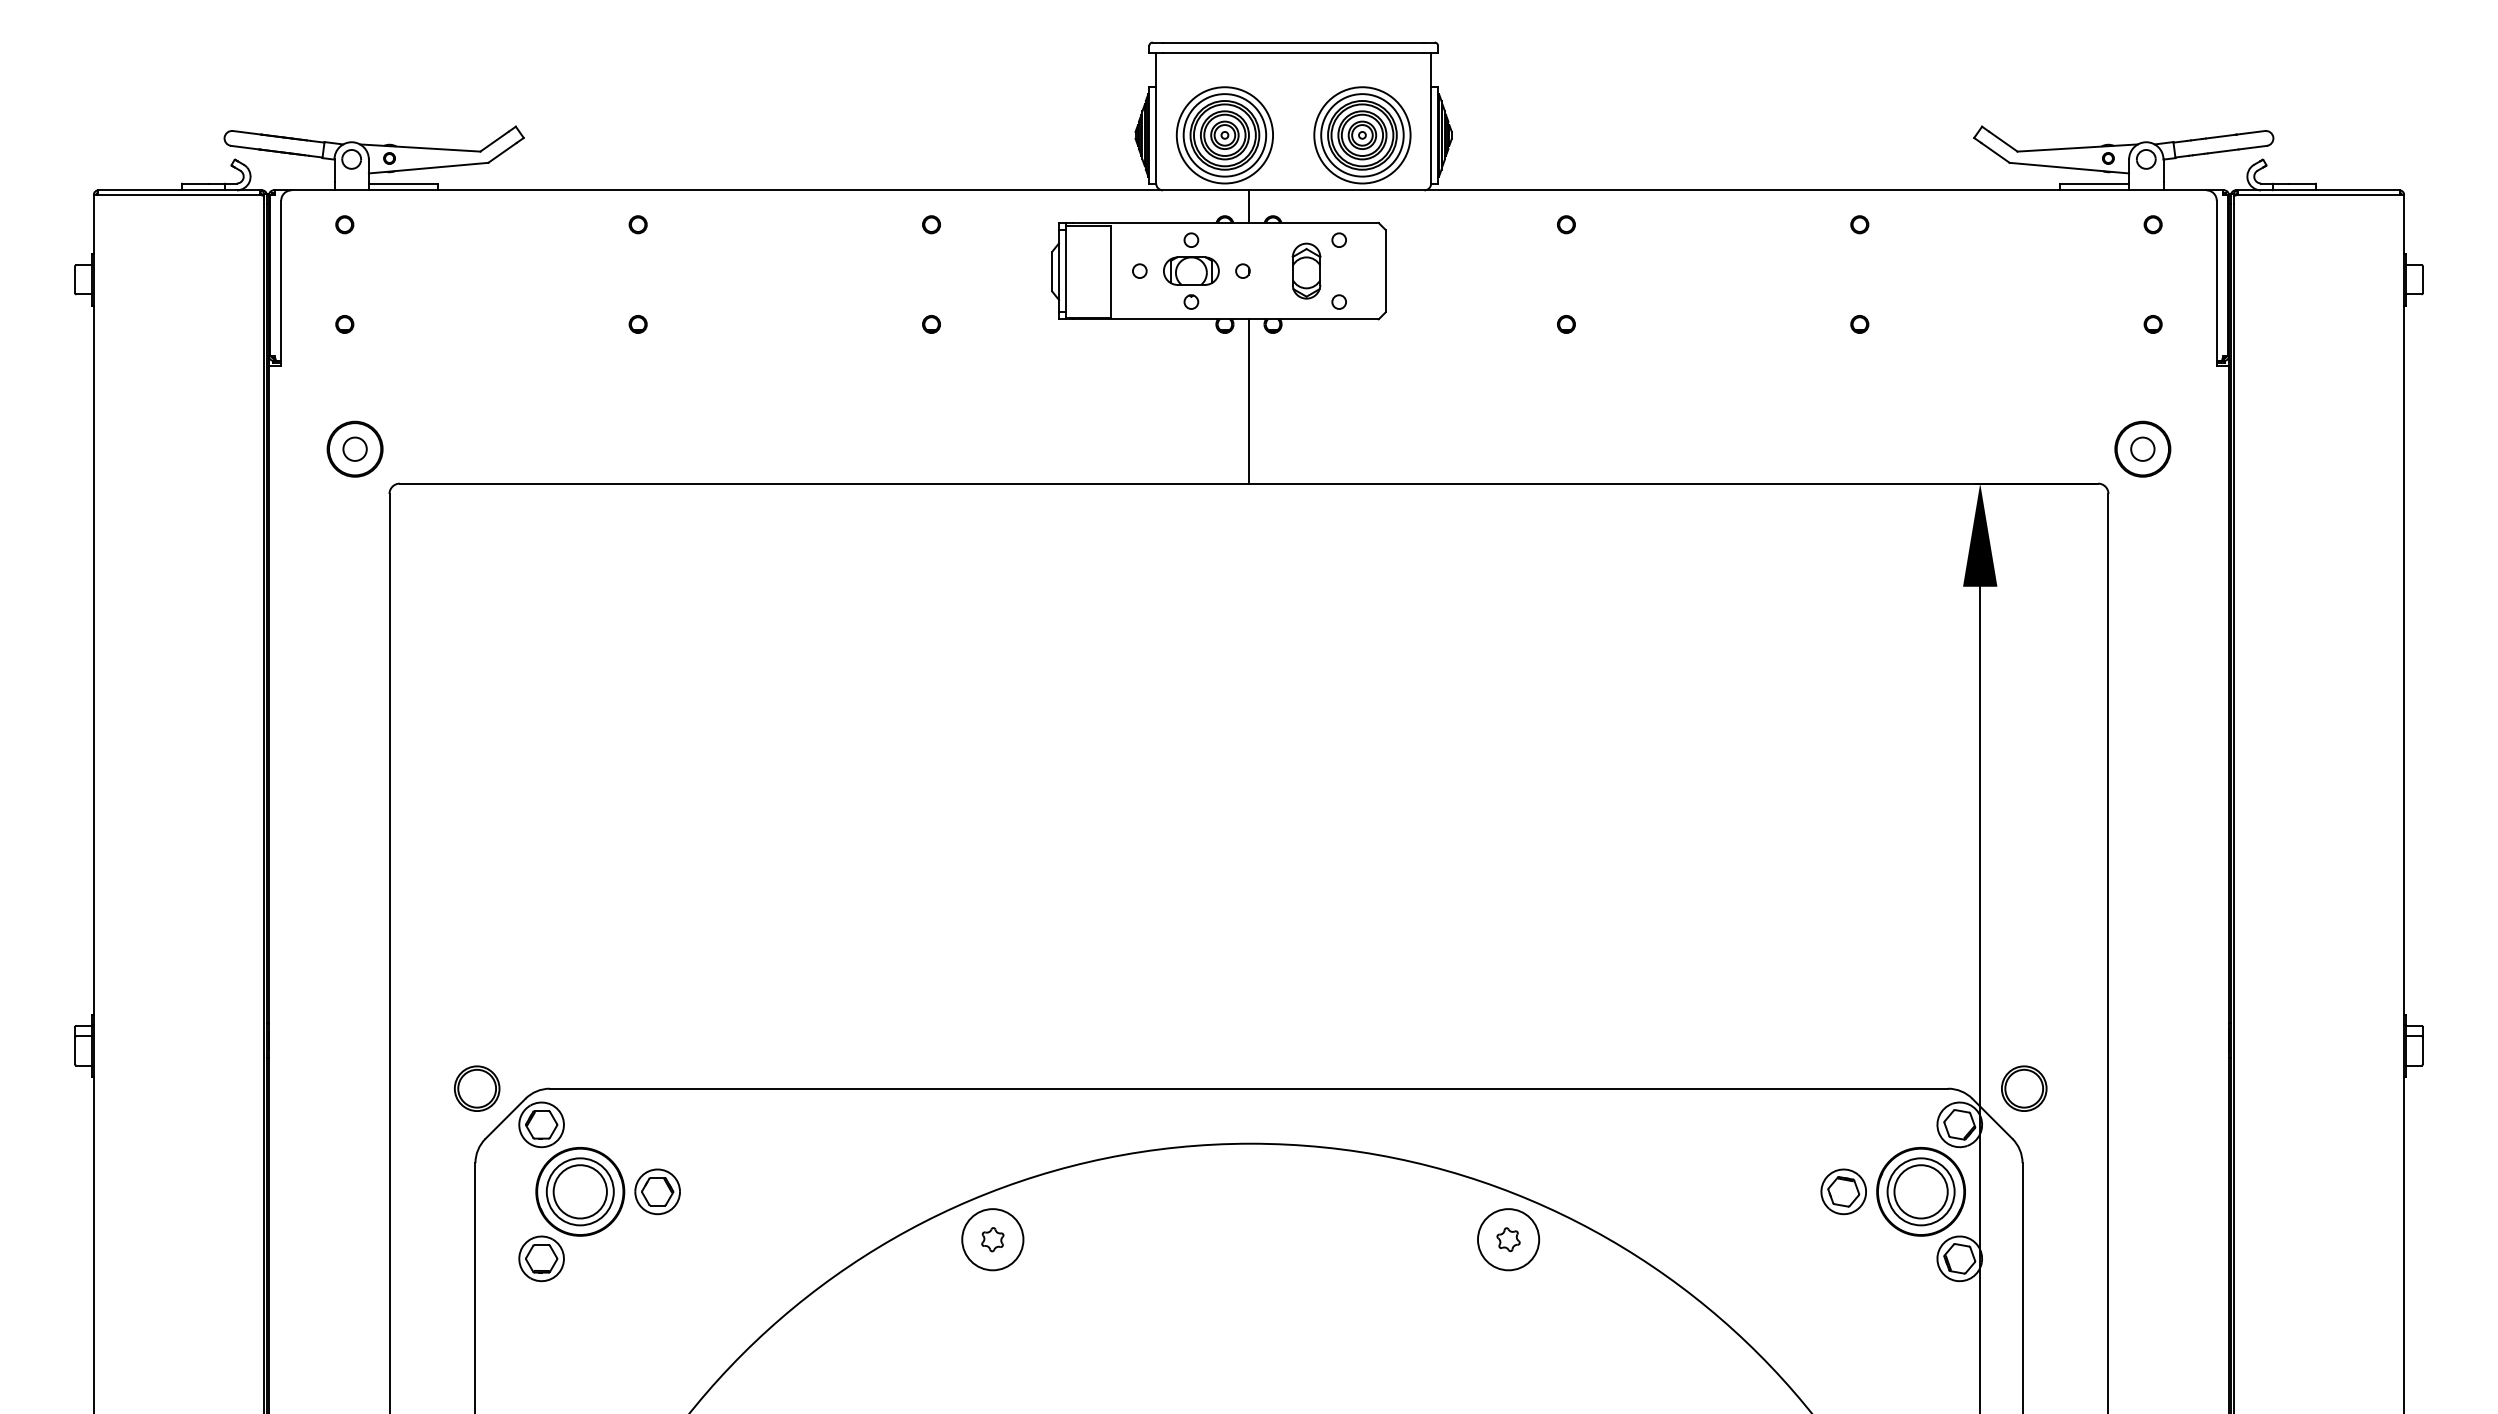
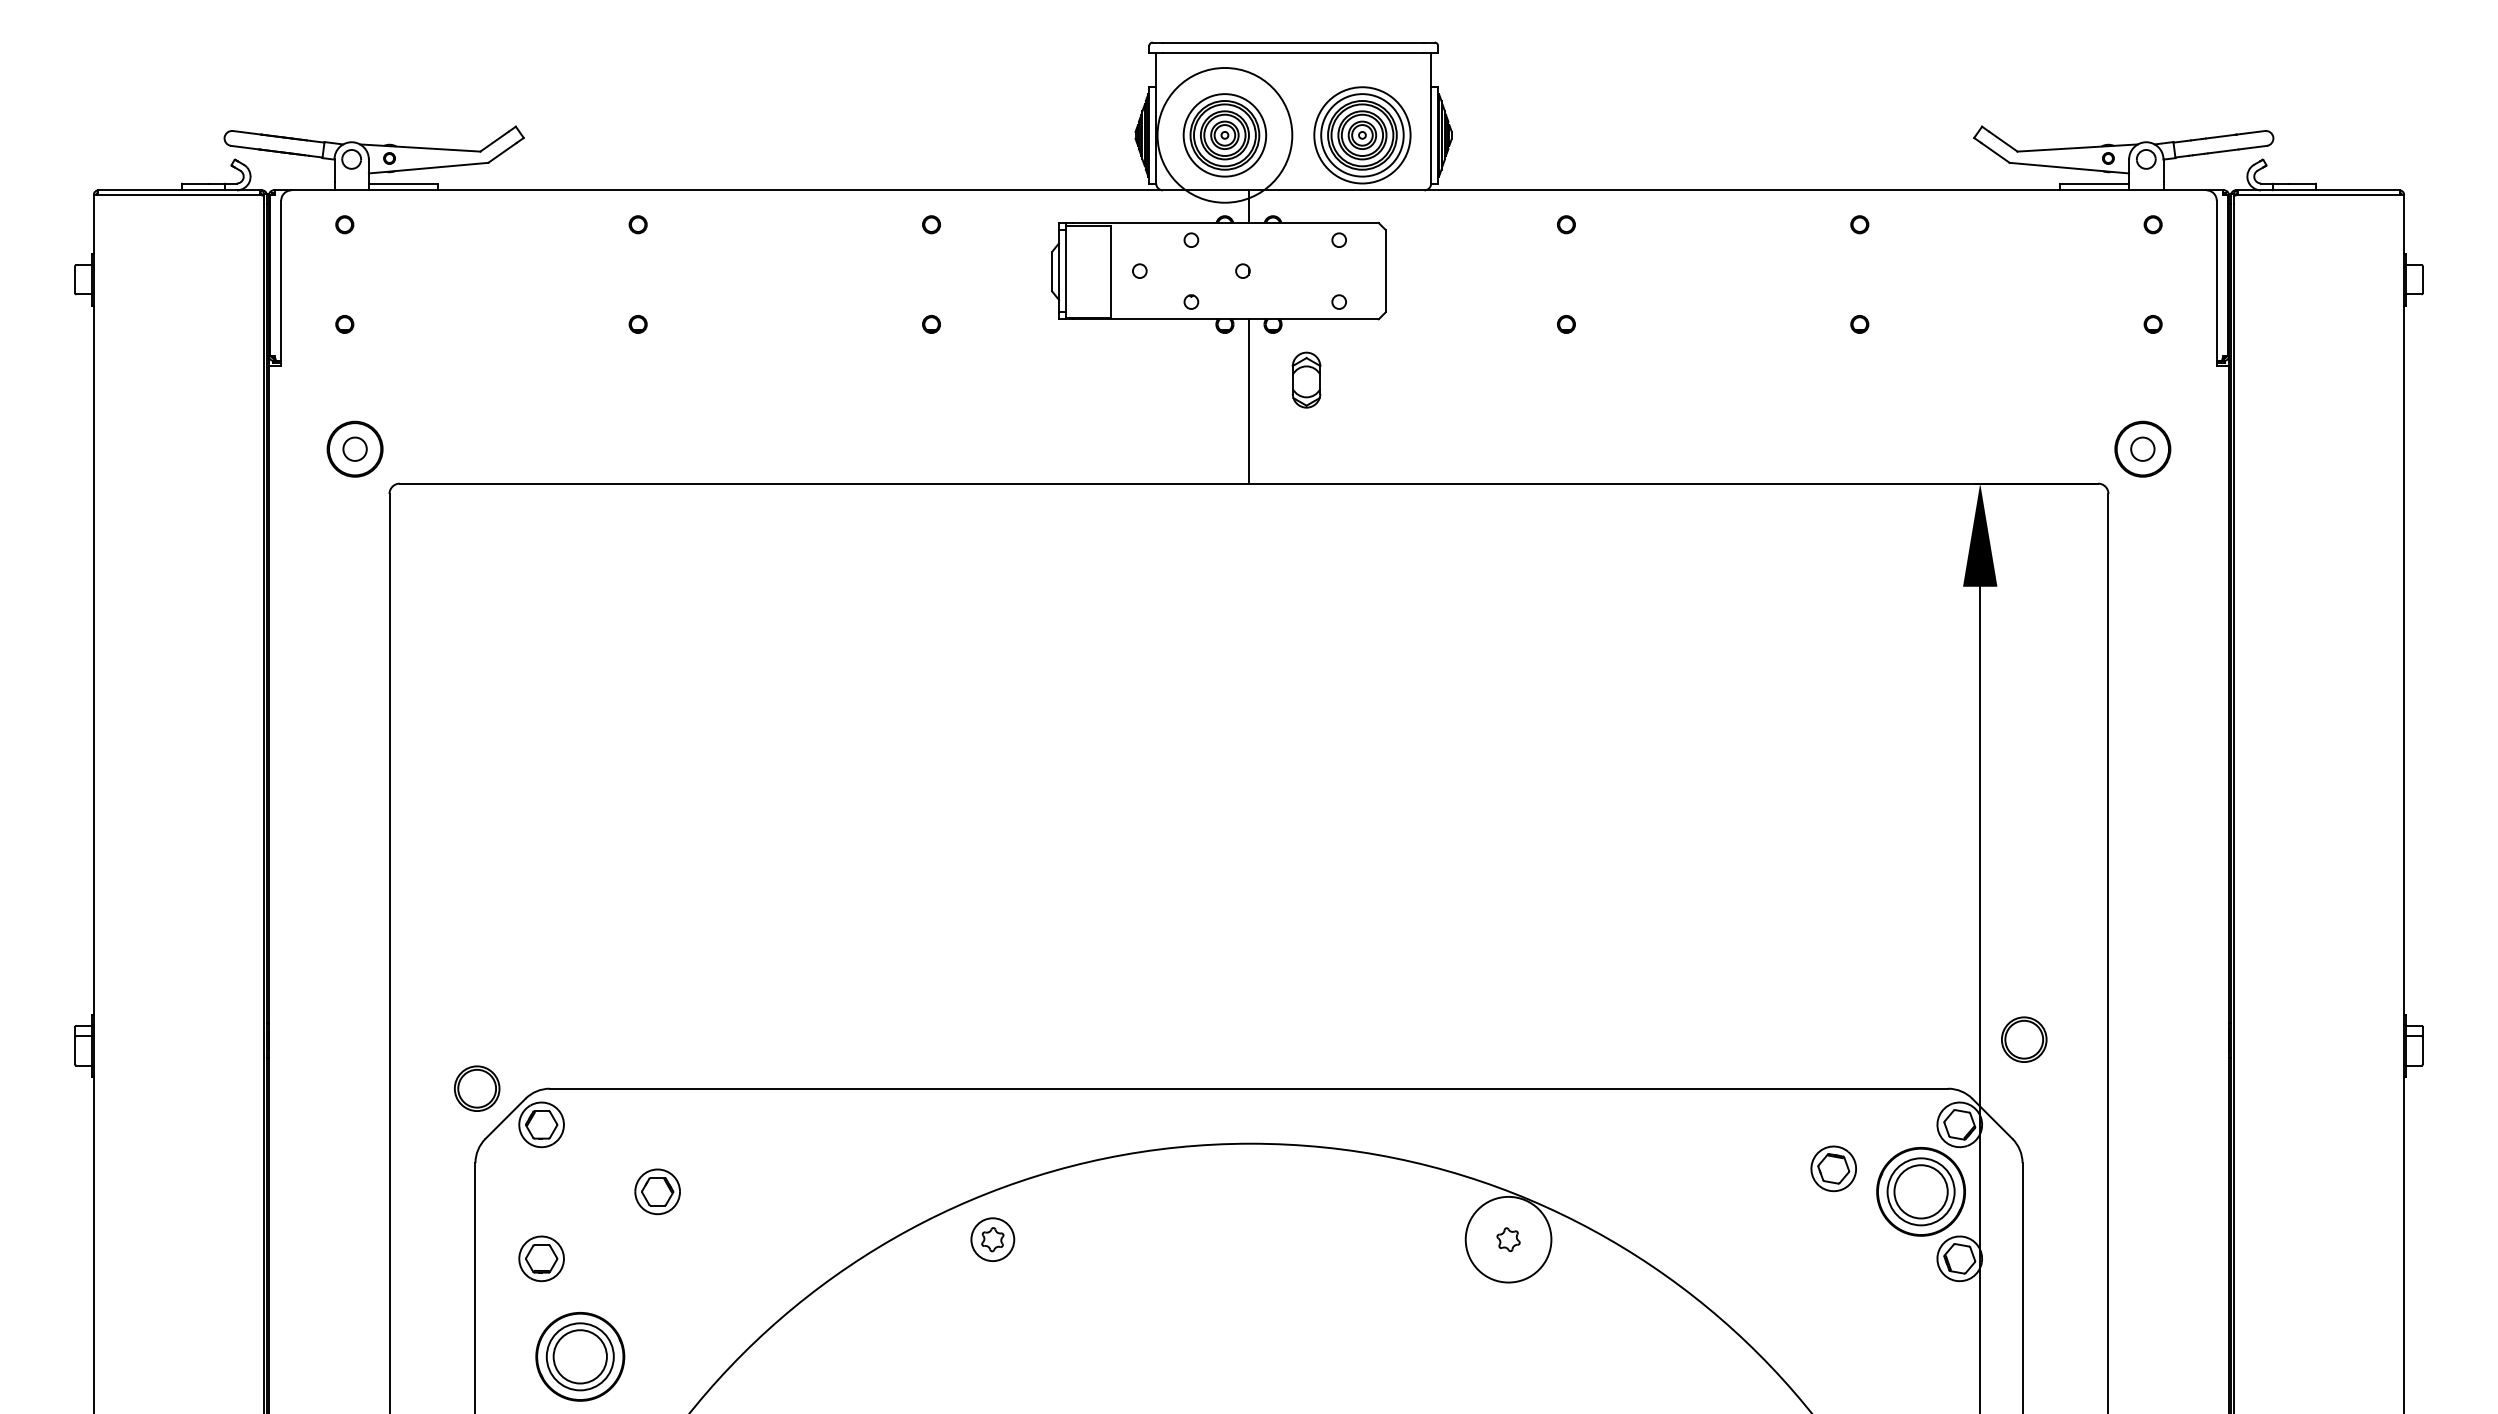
circle diameter: 96 px -> 135 px (1224, 134)
part: present -> none (1191, 270)
part position: (1306, 270) -> (1306, 379) (1306, 379)
part position: (2024, 1088) -> (2024, 1039) (2024, 1039)
part position: (580, 1191) -> (580, 1356) (580, 1356)
part position: (1843, 1191) -> (1833, 1168) (1833, 1168)
circle diameter: 61 px -> 43 px (992, 1239)
circle diameter: 61 px -> 86 px (1508, 1239)
